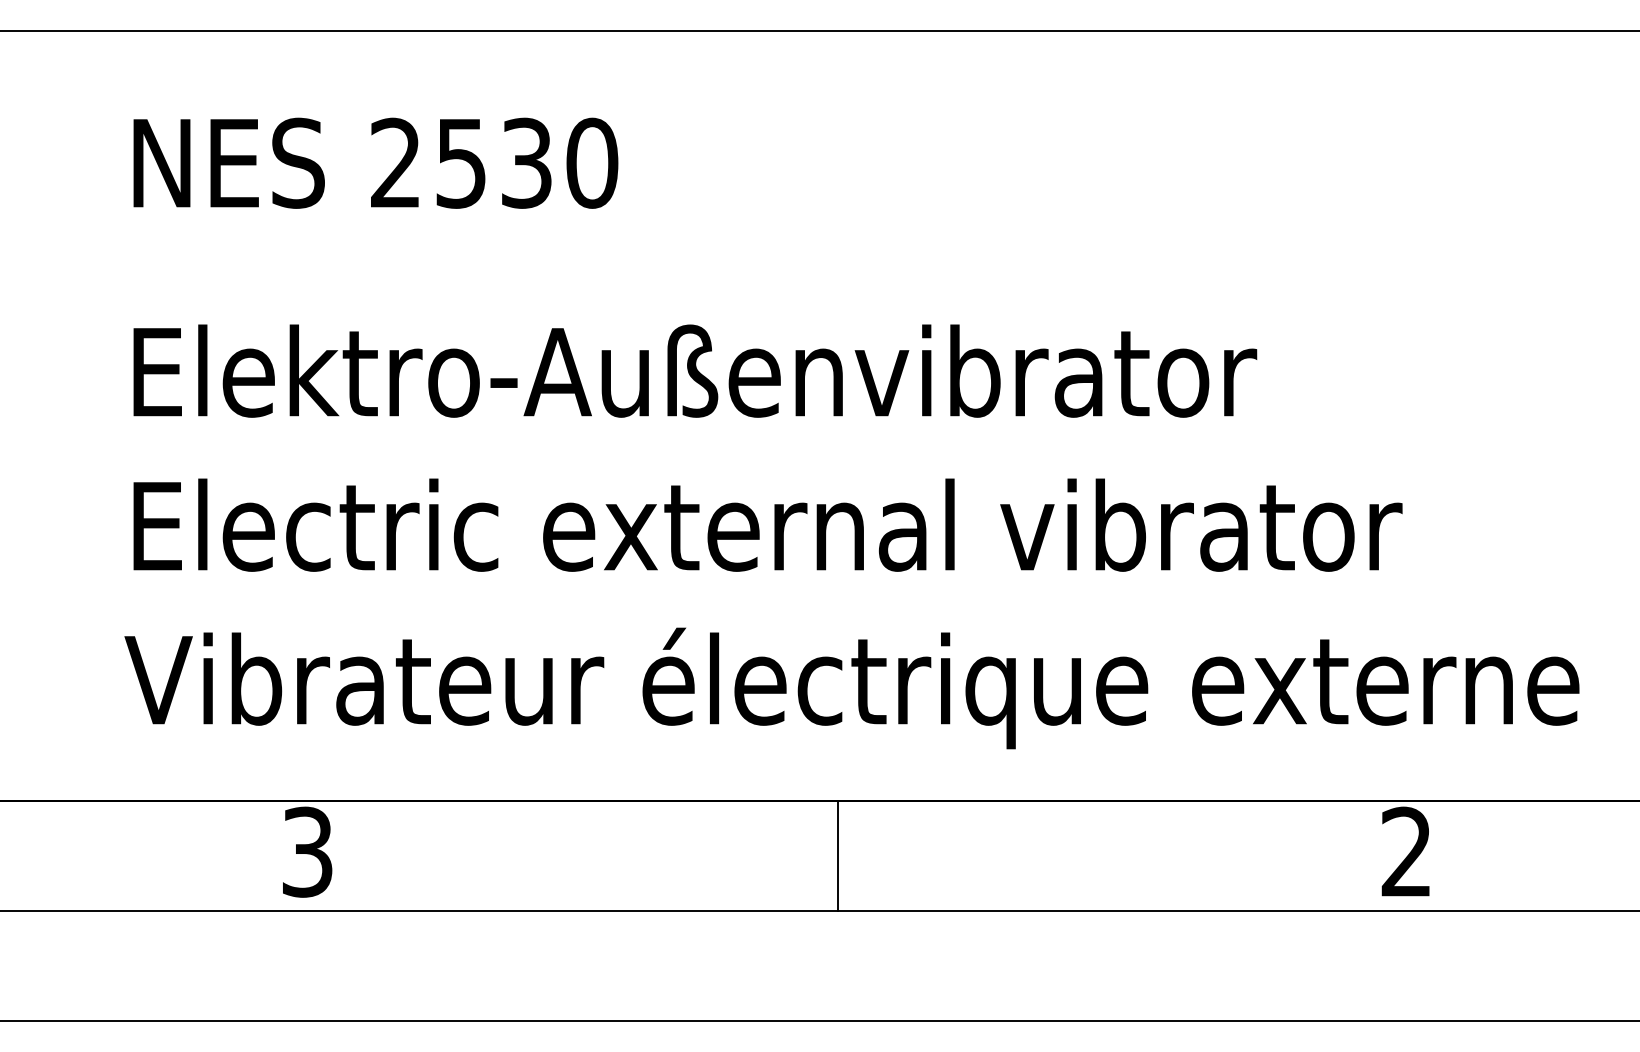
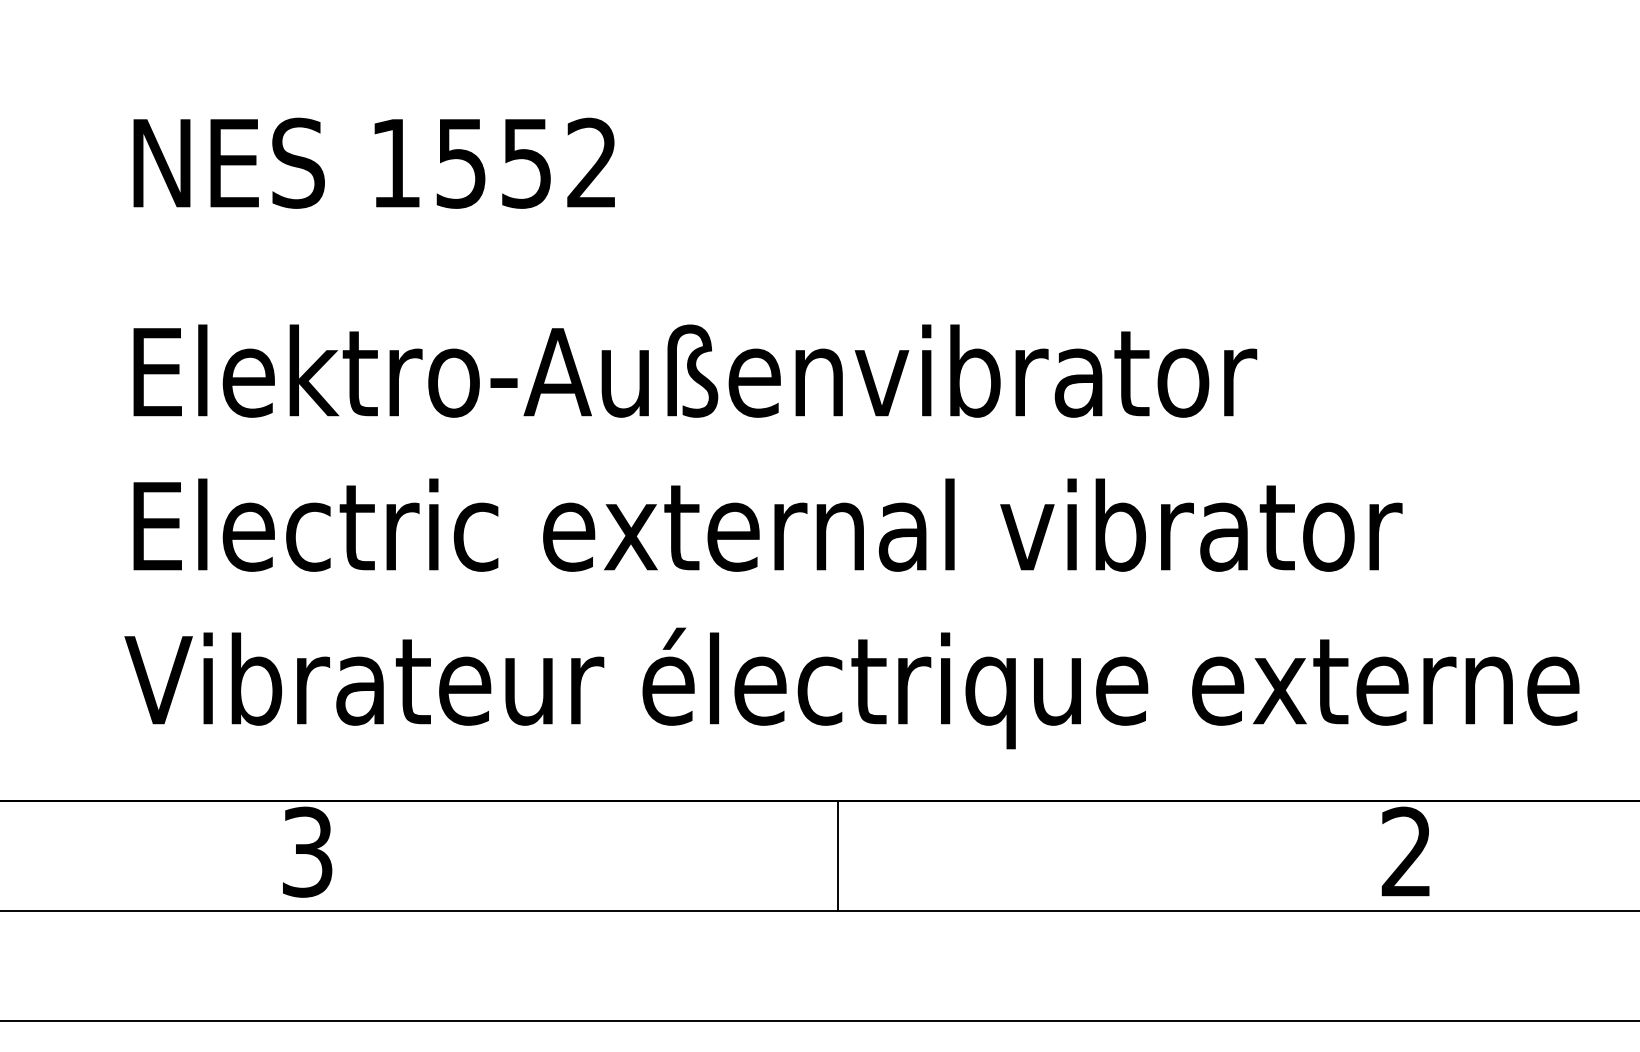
line: present -> none (819, 31)
text: 2530 -> 1552 (494, 162)
